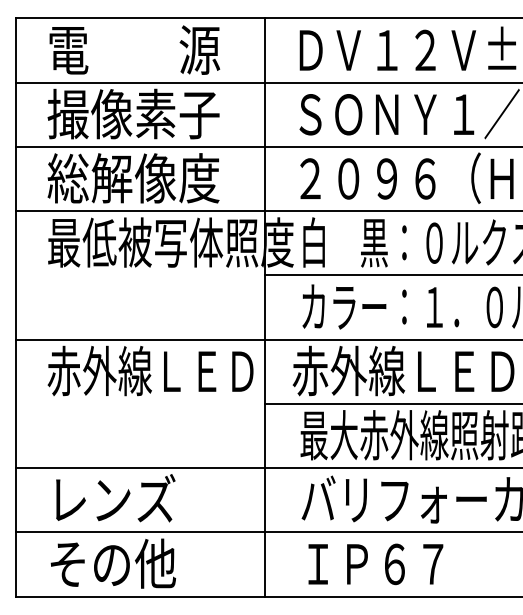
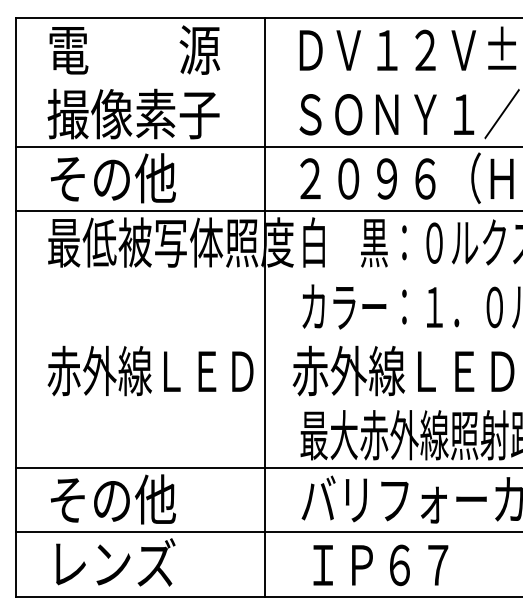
line: present -> none (267, 82)
text: 総解像度 -> その他 (133, 178)
line: present -> none (391, 275)
line: present -> none (267, 339)
line: present -> none (391, 403)
text: レンズ -> その他 (113, 499)
text: その他 -> レンズ (113, 563)
text position: (375, 564) -> (380, 565) (380, 565)
